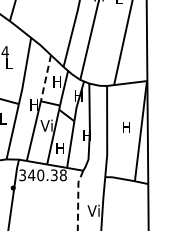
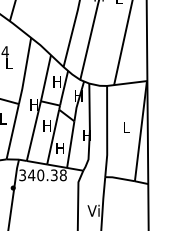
line: dashed -> solid (45, 79)
text: Vi -> H (46, 125)
text: H -> L (126, 127)
line: dashed -> solid (78, 200)
